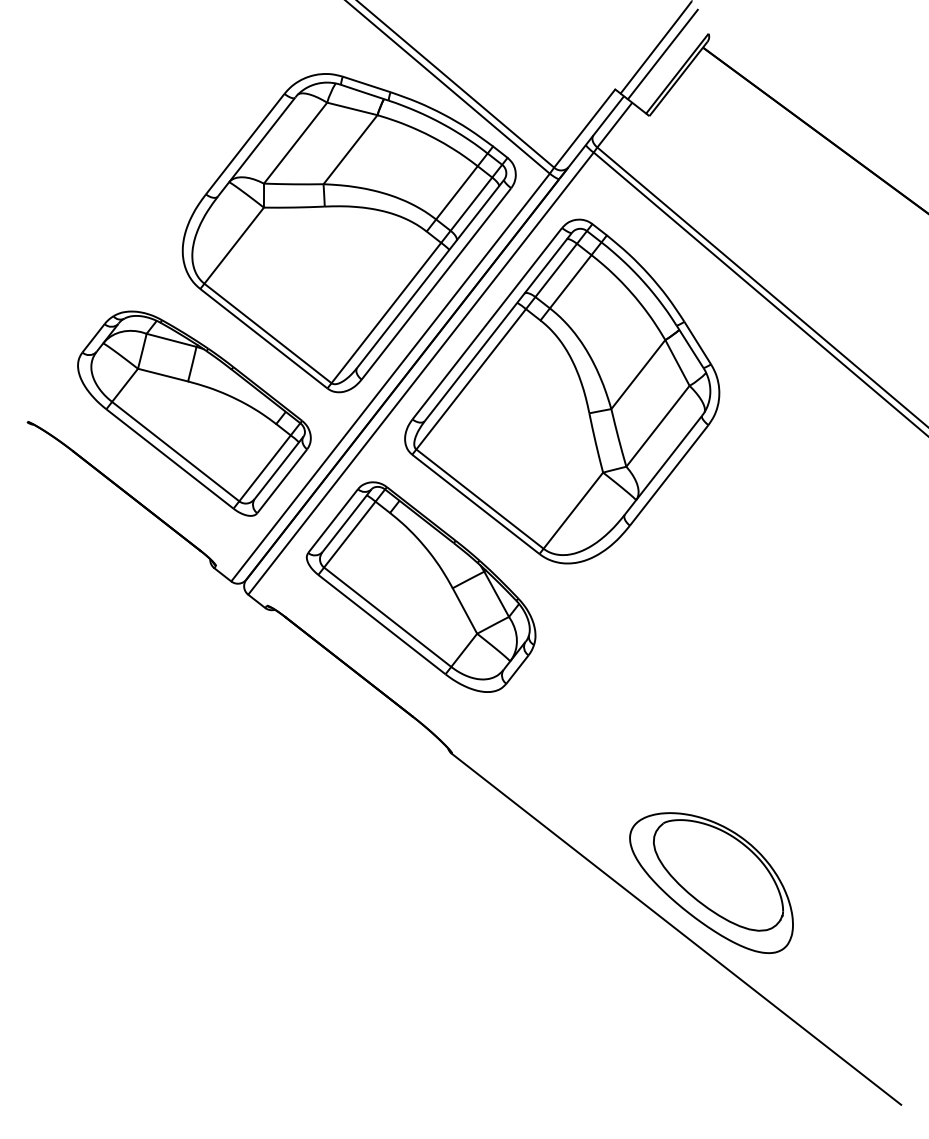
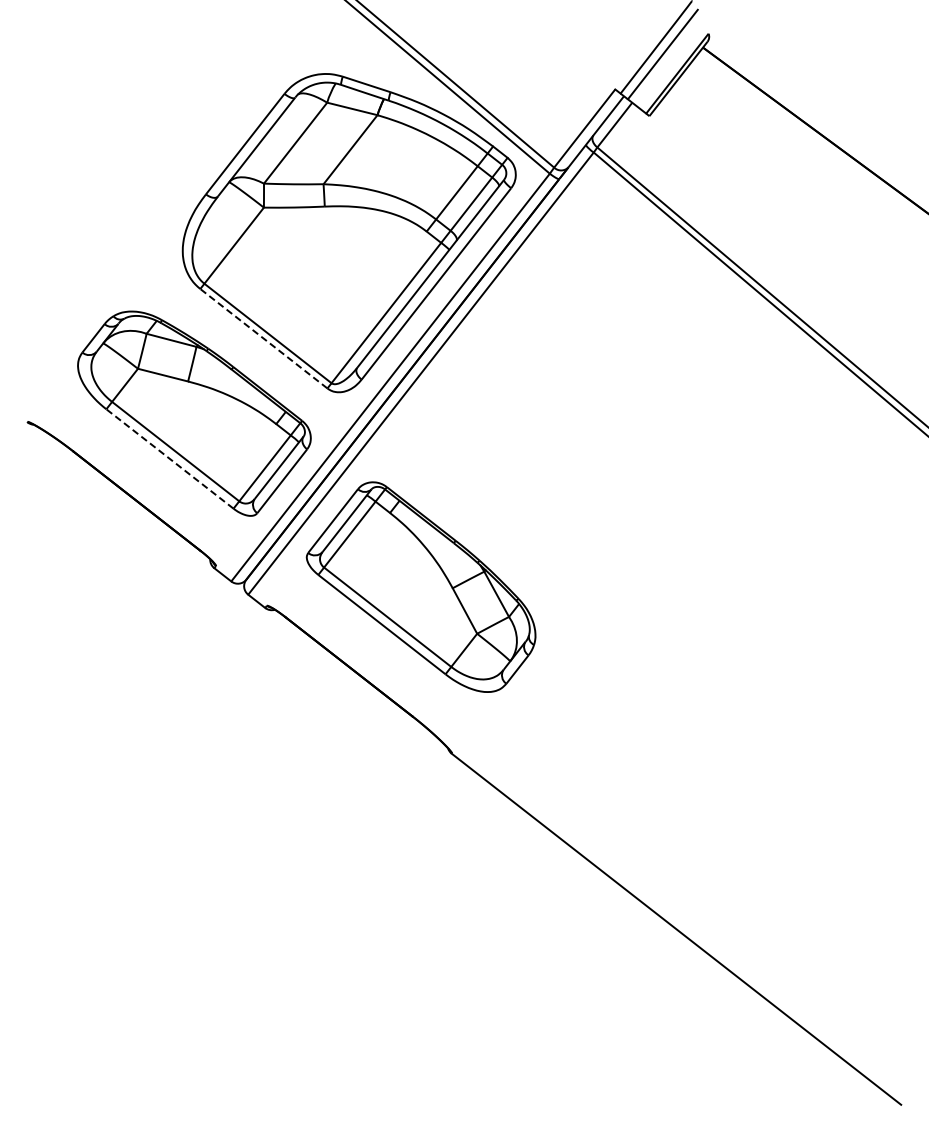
line: solid -> dashed (263, 338)
part: present -> none (562, 391)
line: solid -> dashed (169, 458)
part: present -> none (711, 883)
